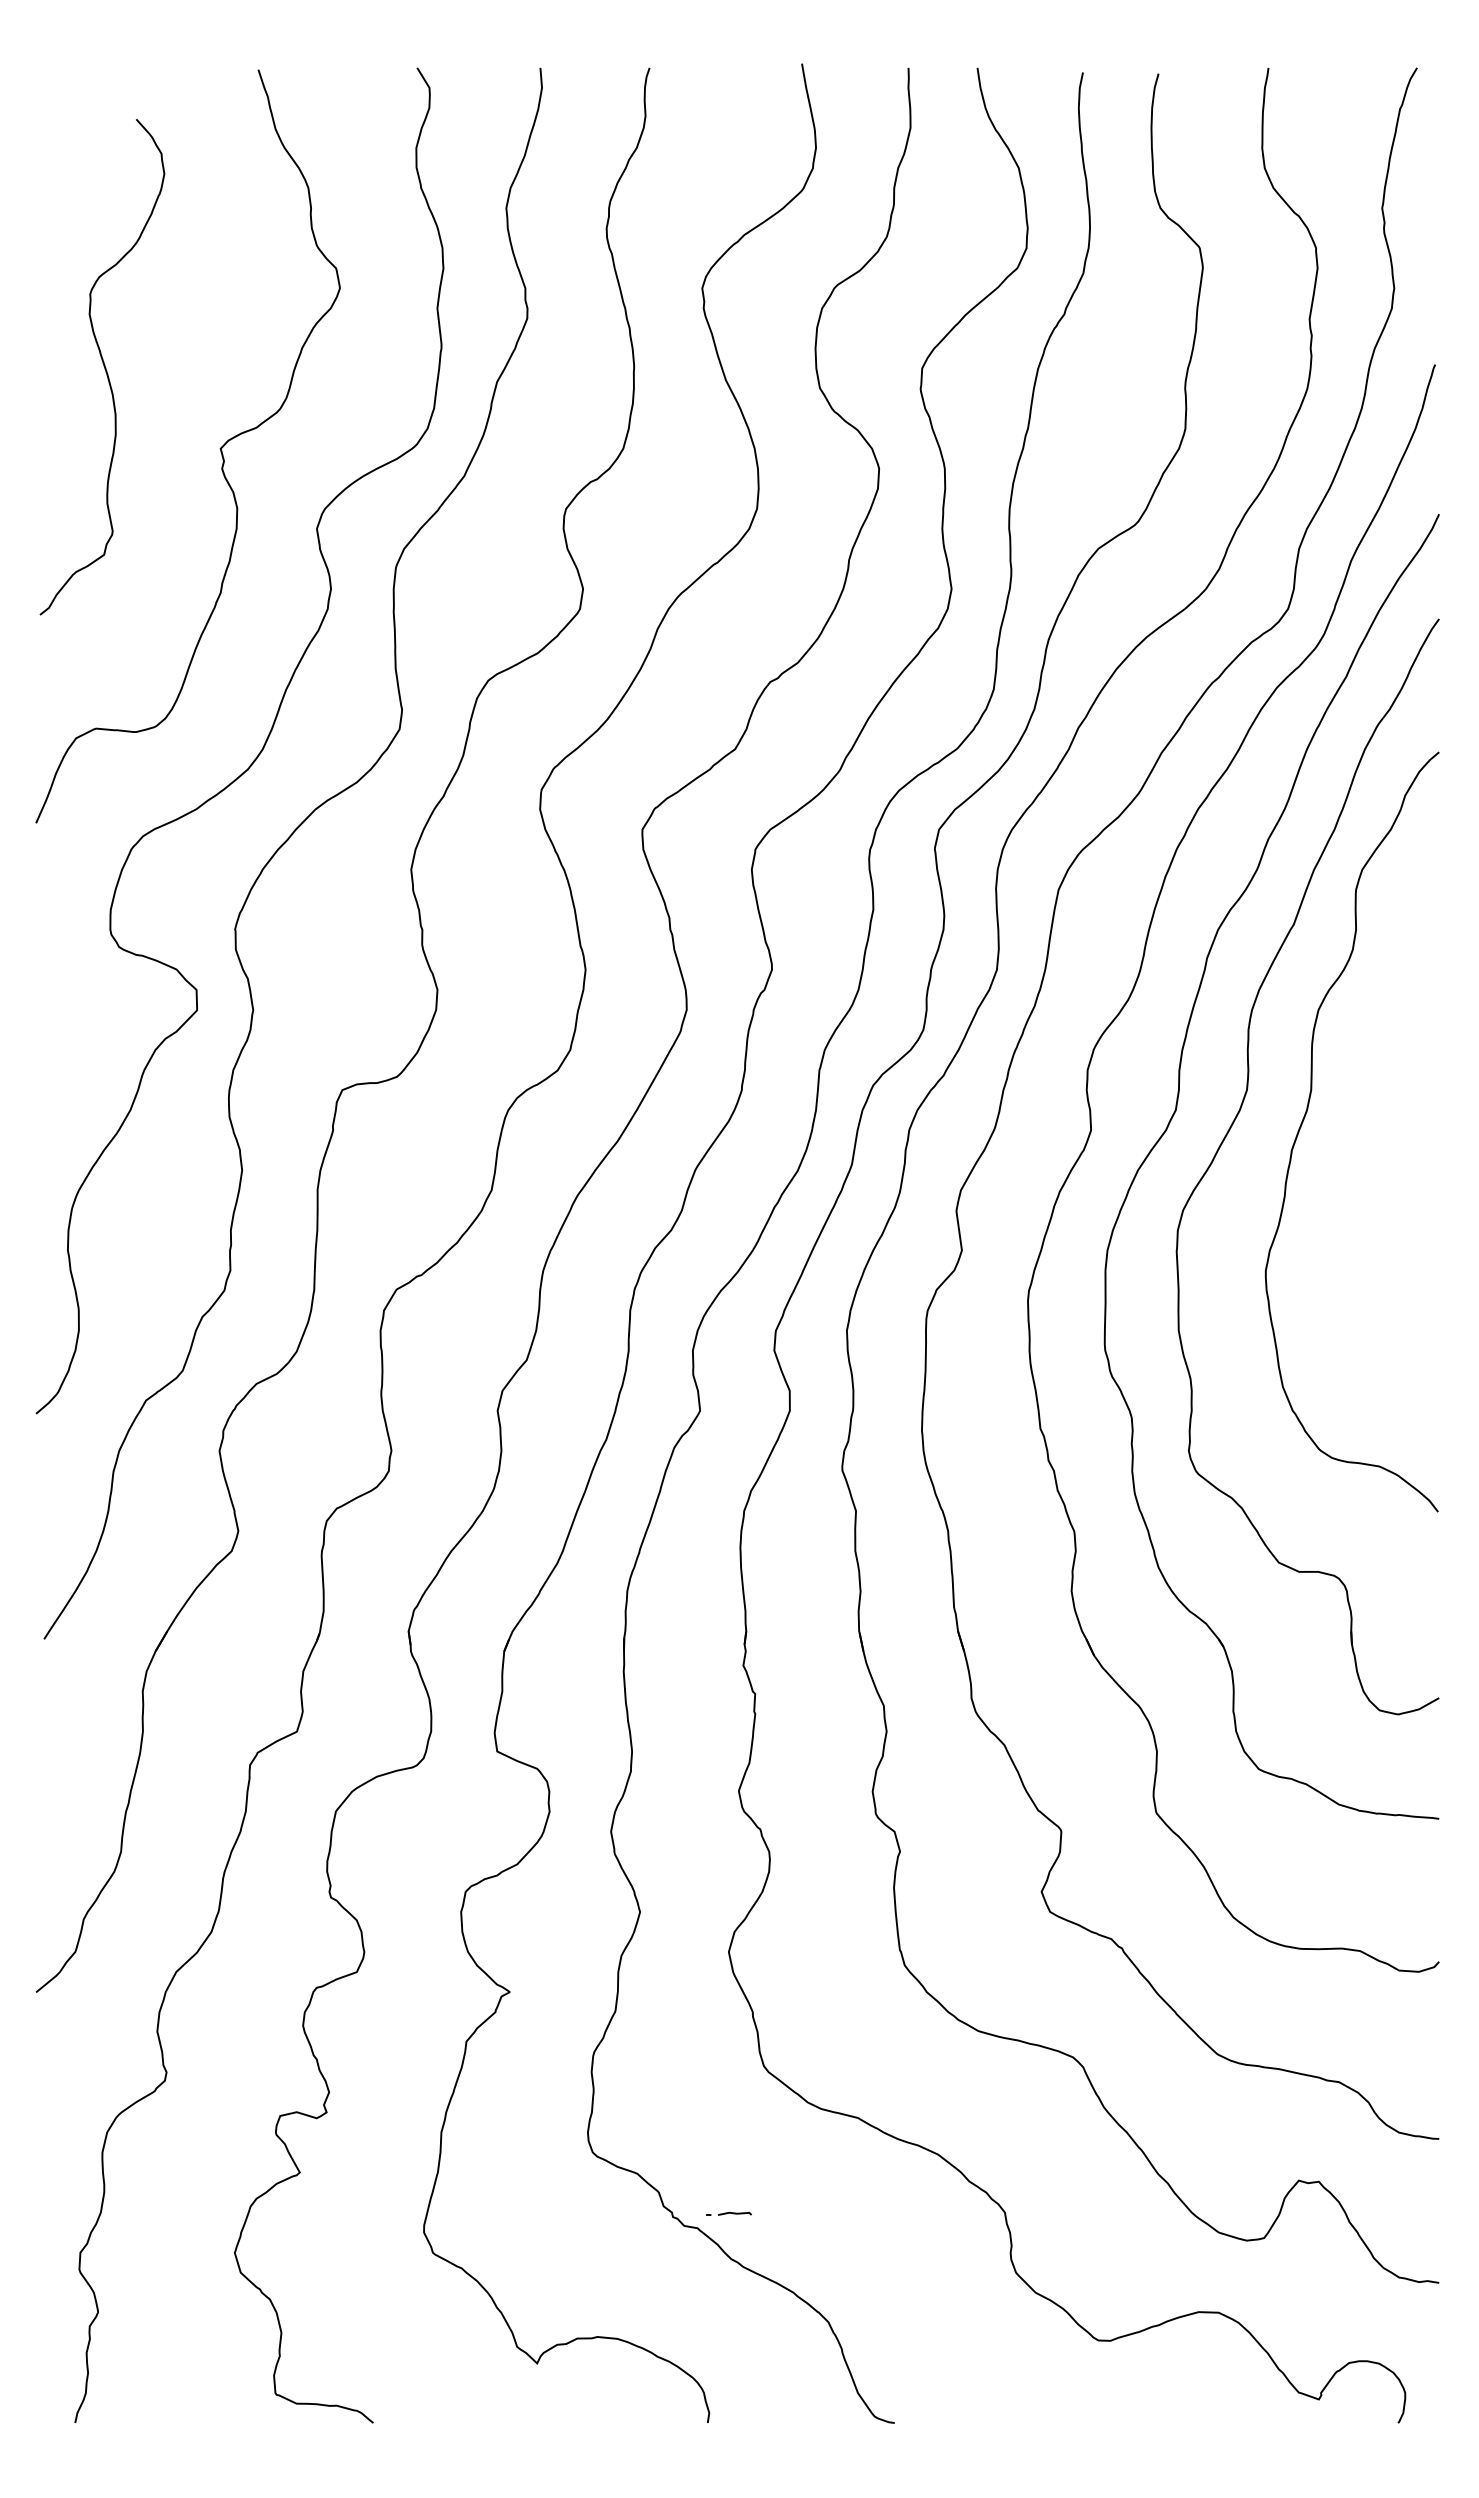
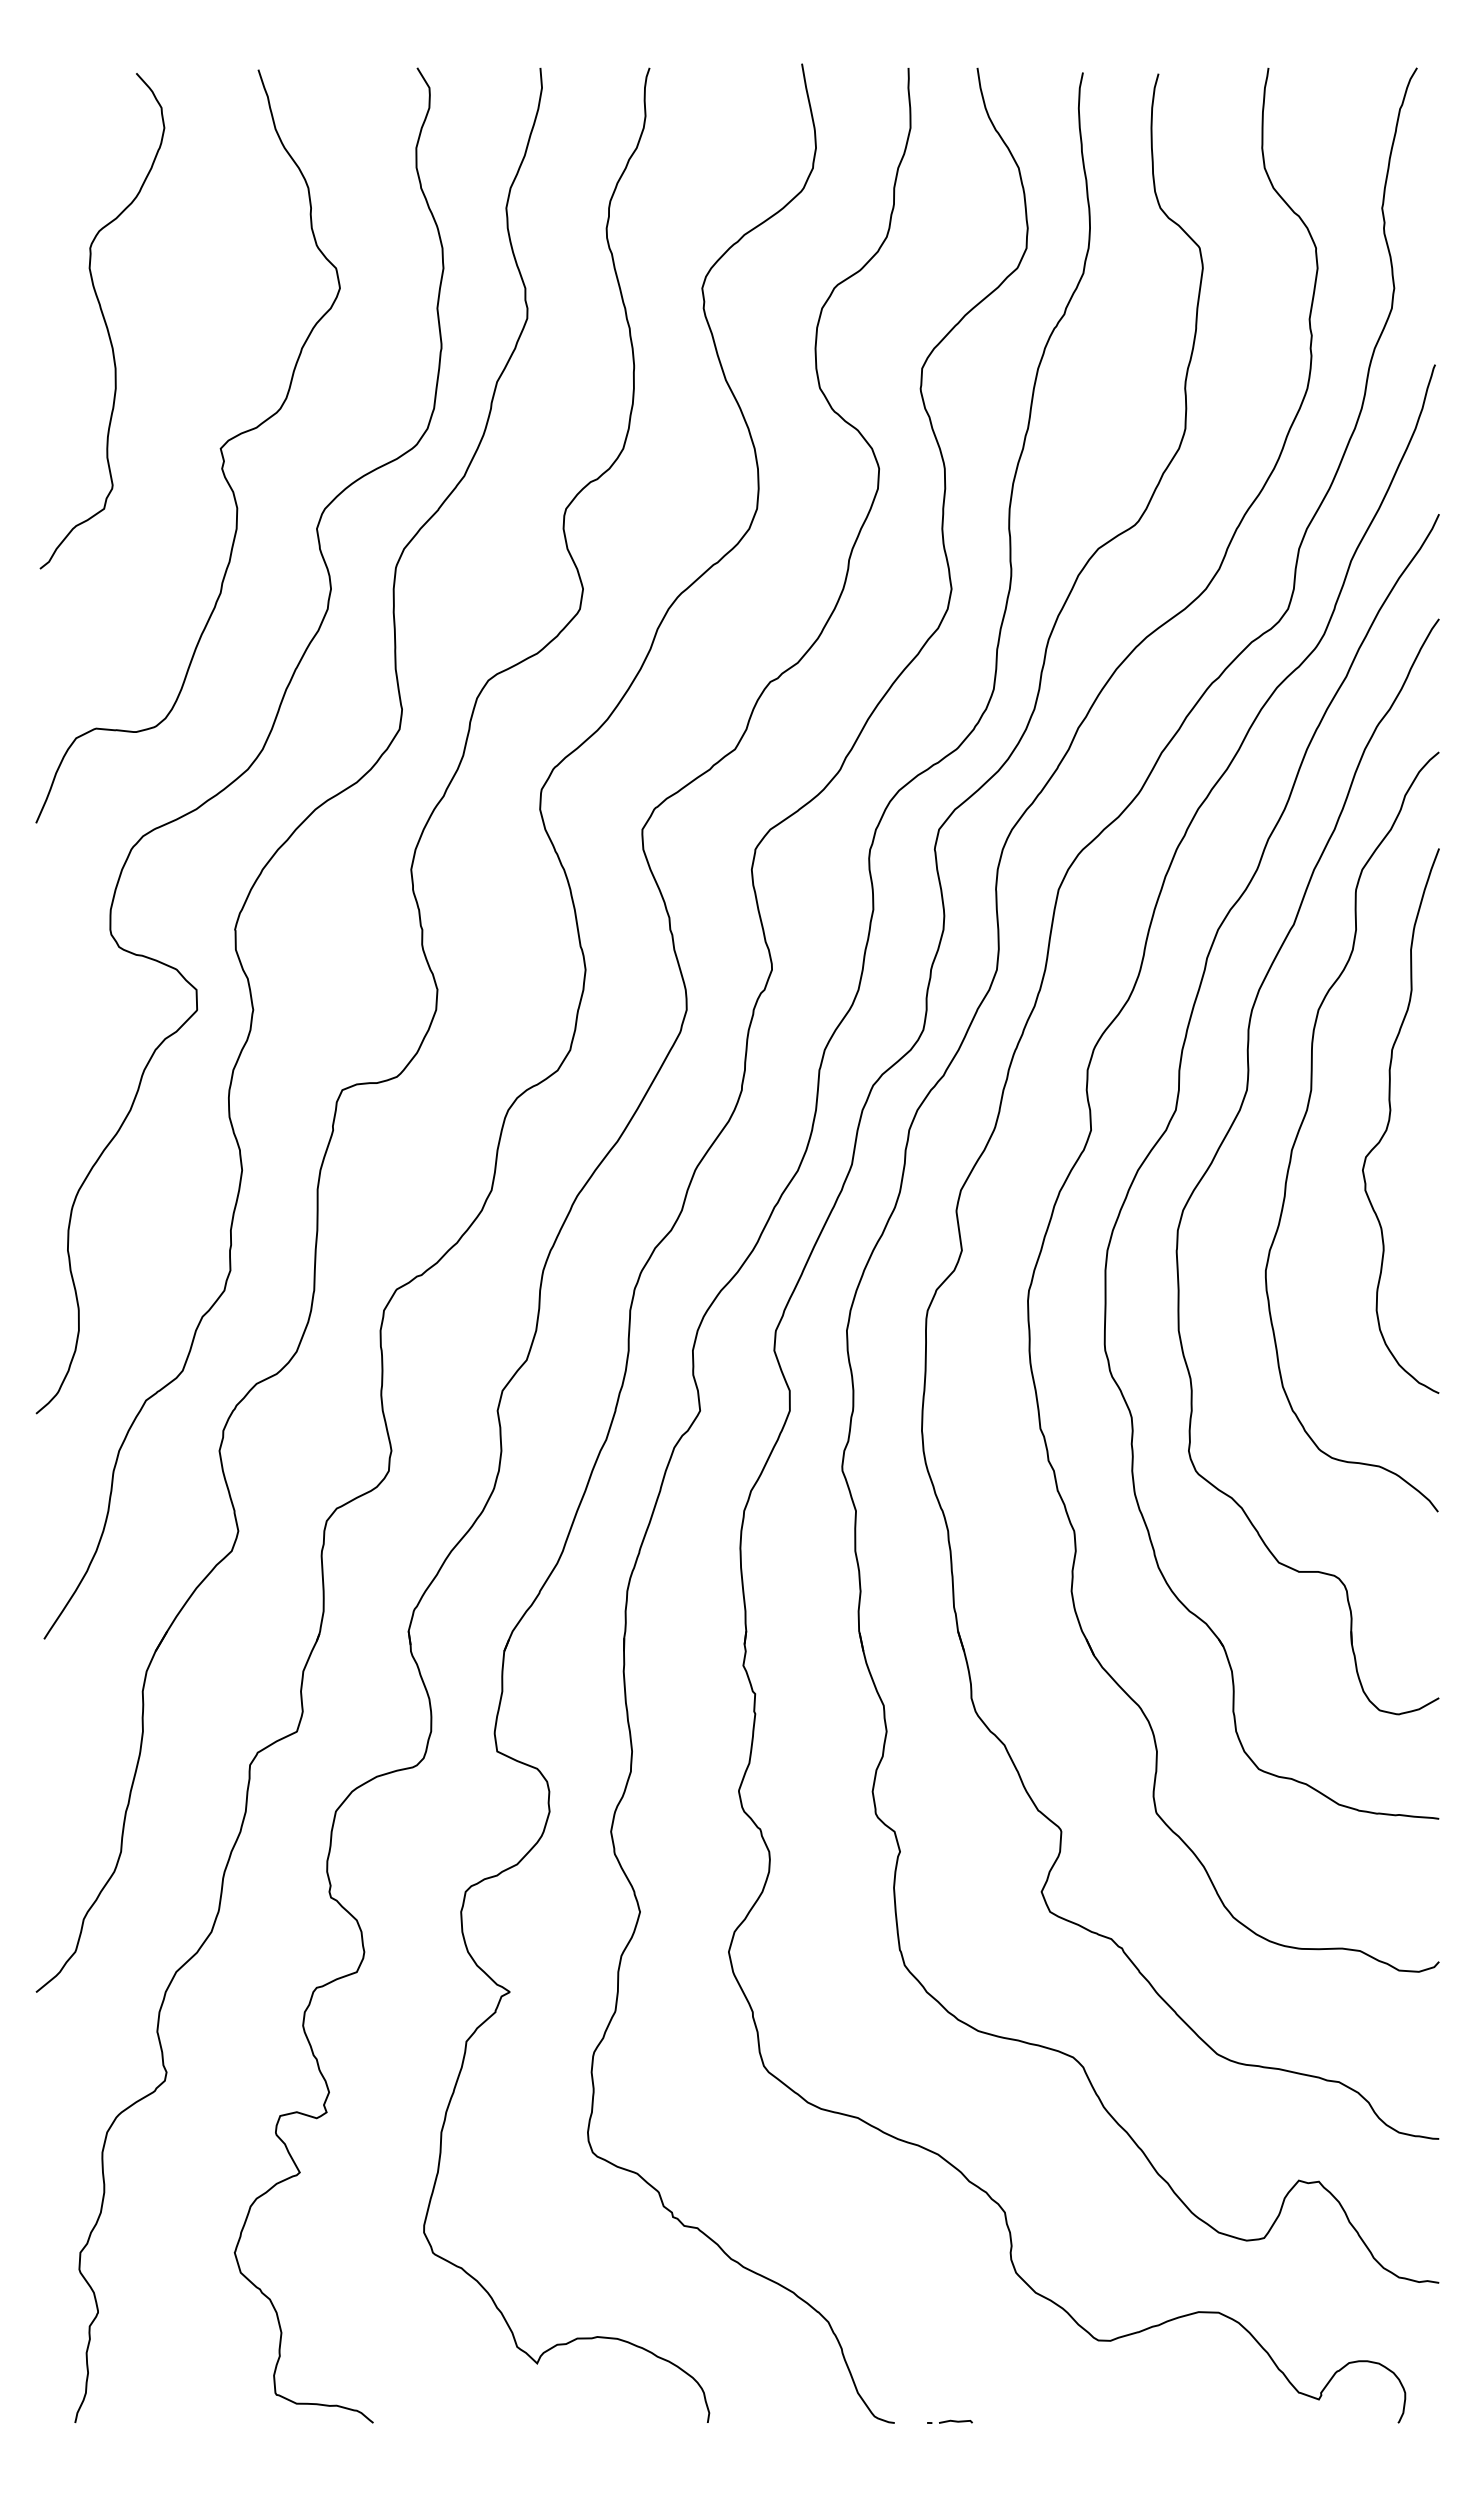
curve position: (103, 366) -> (103, 320) (103, 320)
curve: none -> present (1390, 1120)
part position: (728, 2213) -> (949, 2421) (949, 2421)
